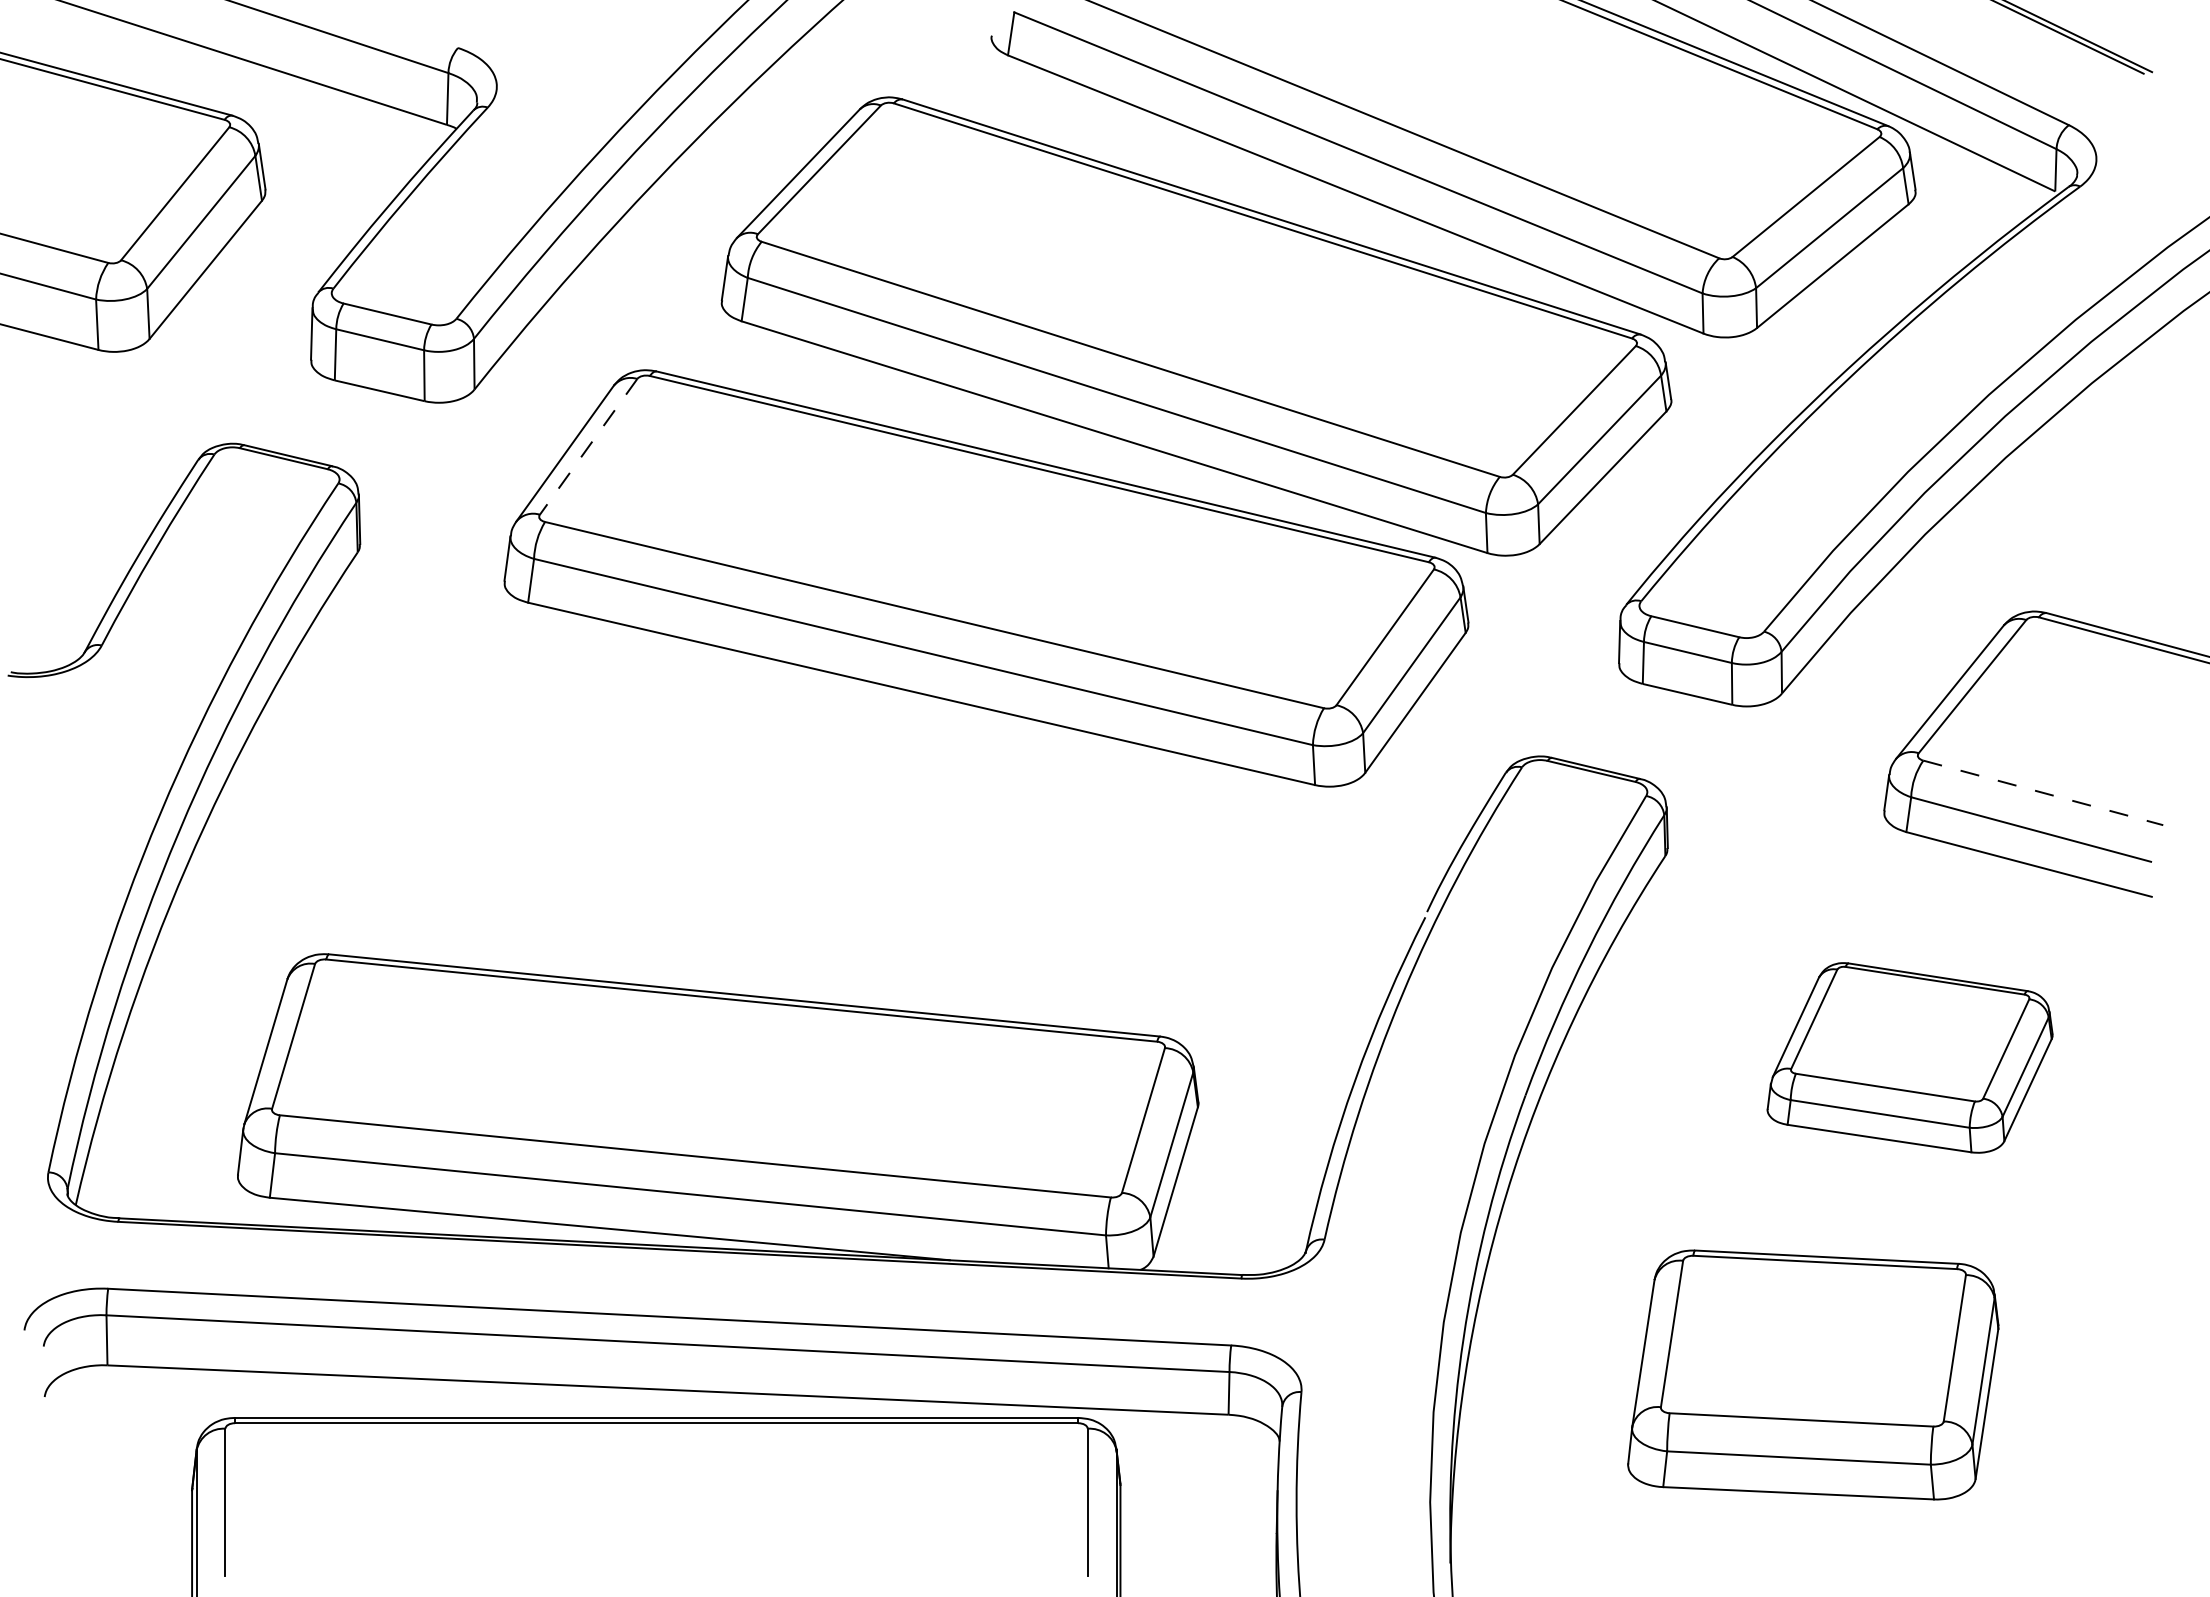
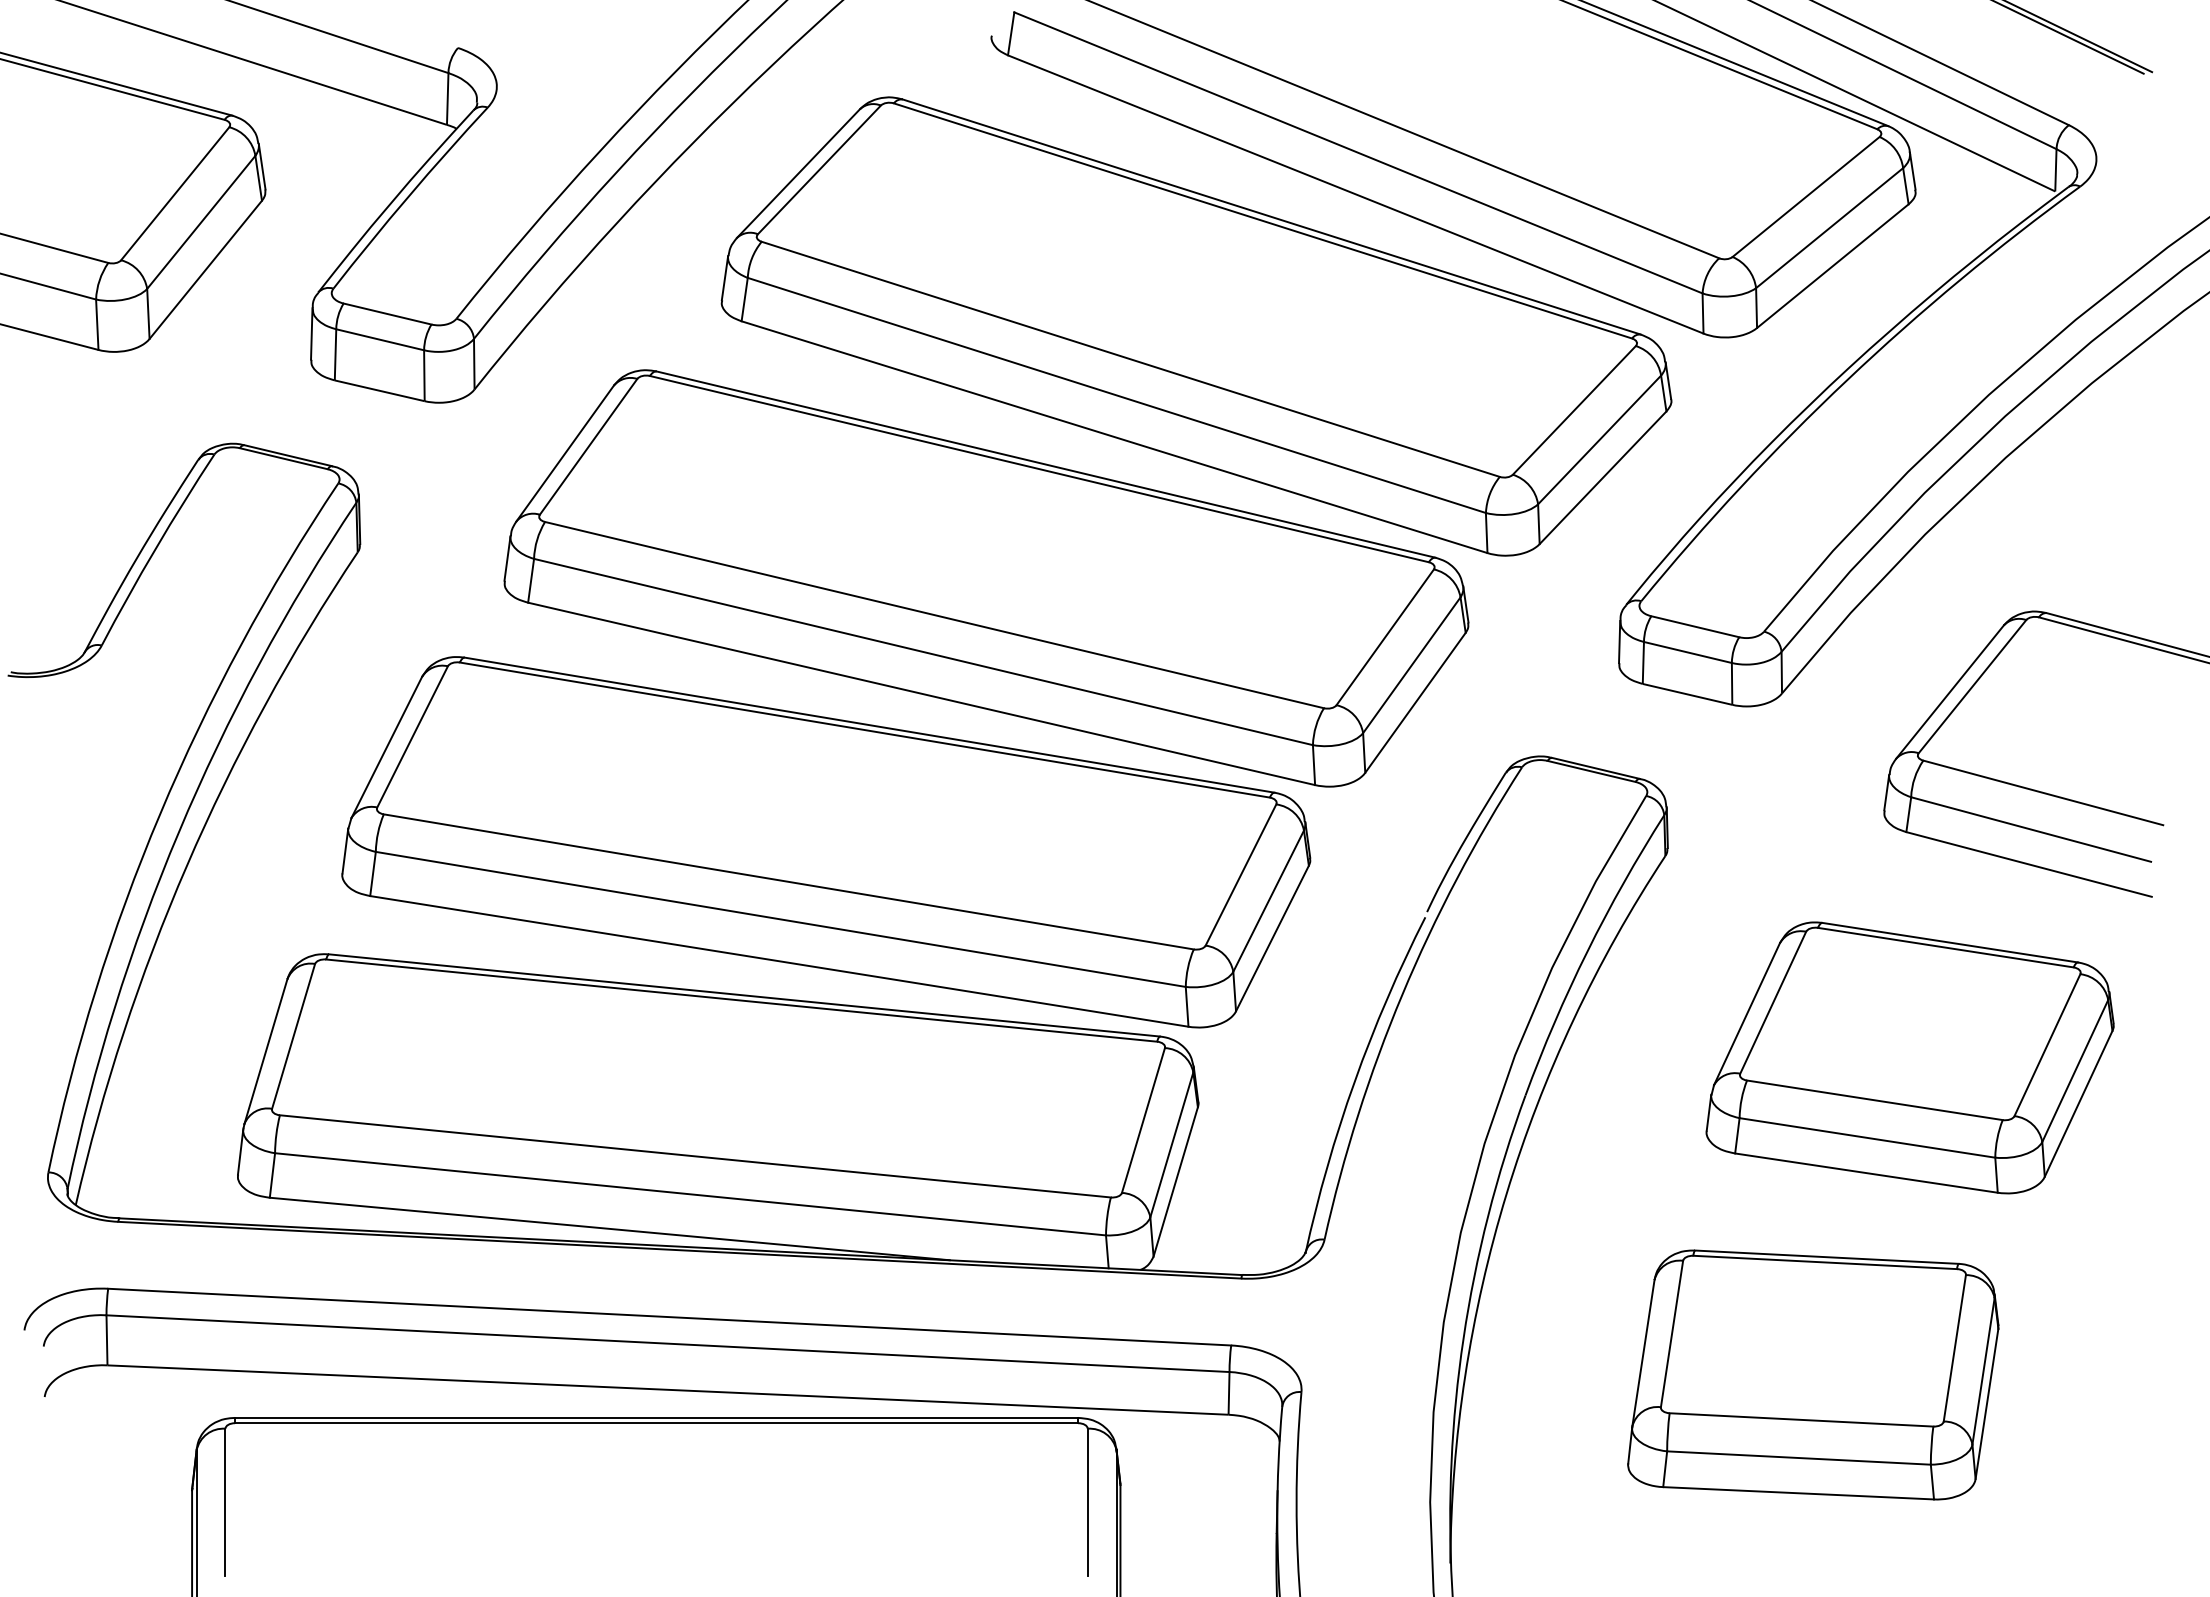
line: dashed -> solid (588, 446)
line: dashed -> solid (2043, 793)
part: none -> present (826, 842)
part size: 288x192 px -> 410x274 px (1909, 1057)
